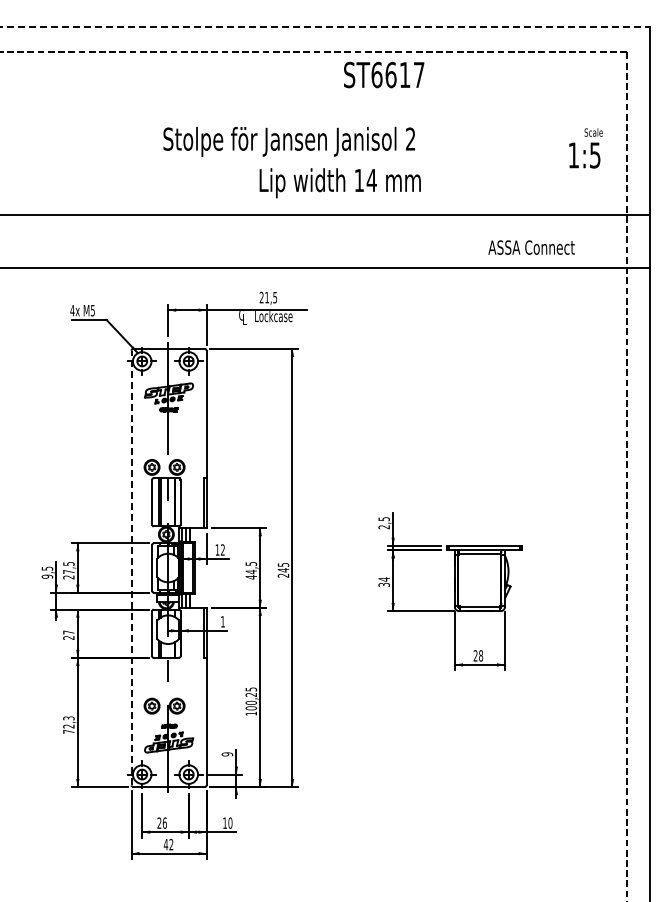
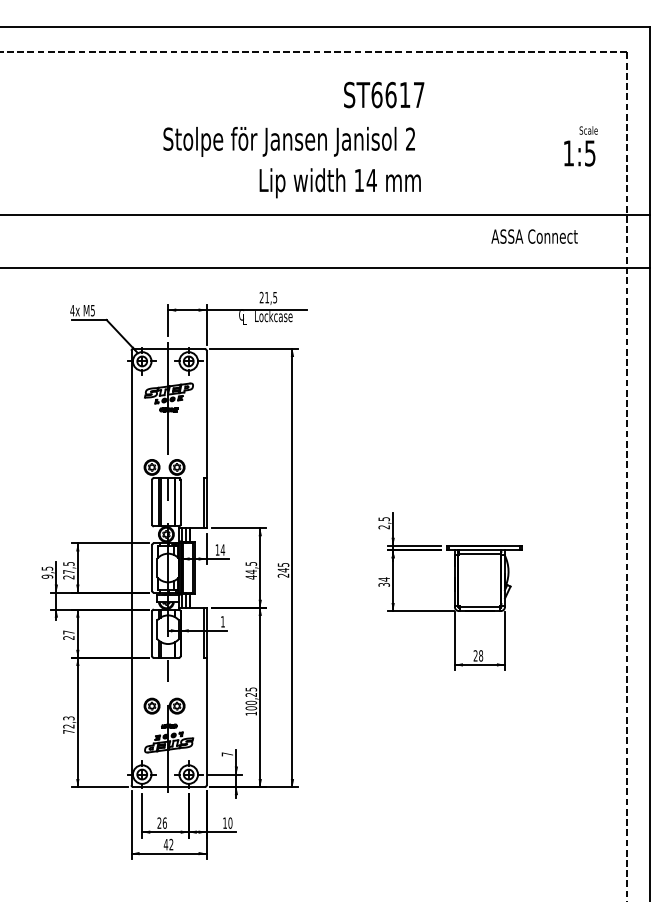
line: dashed -> solid (325, 27)
text position: (384, 74) -> (384, 94) (384, 94)
text position: (585, 148) -> (580, 146) (580, 146)
text position: (531, 247) -> (534, 236) (534, 236)
text: 12 -> 14 (222, 549)
line: dashed -> solid (131, 567)
text: 9 -> 7 (227, 754)
